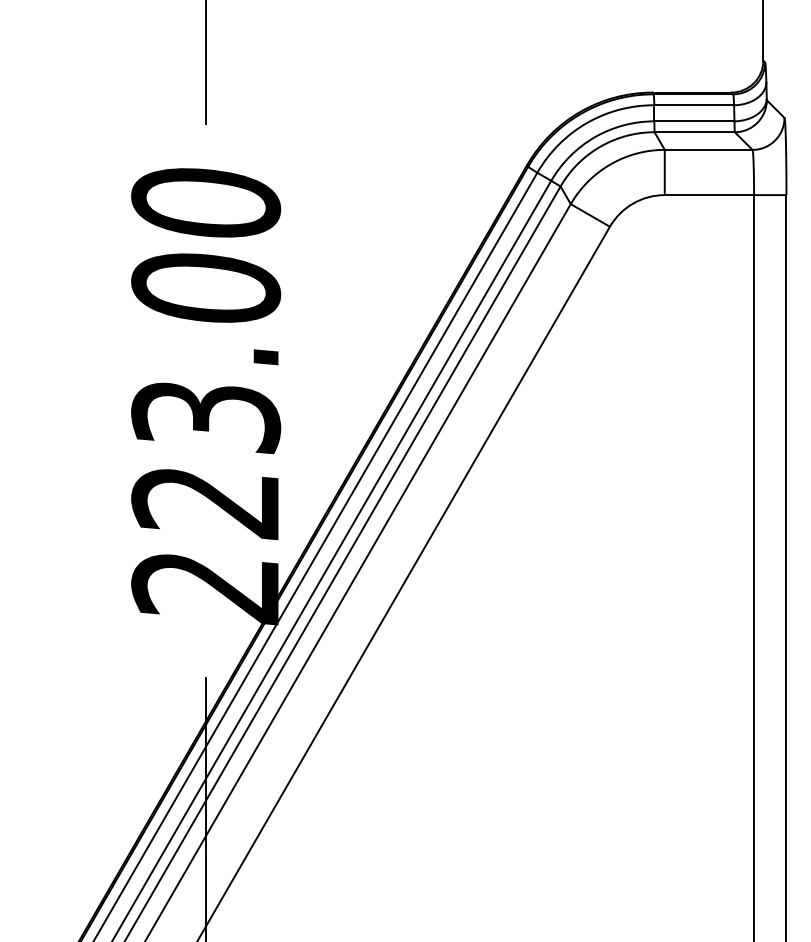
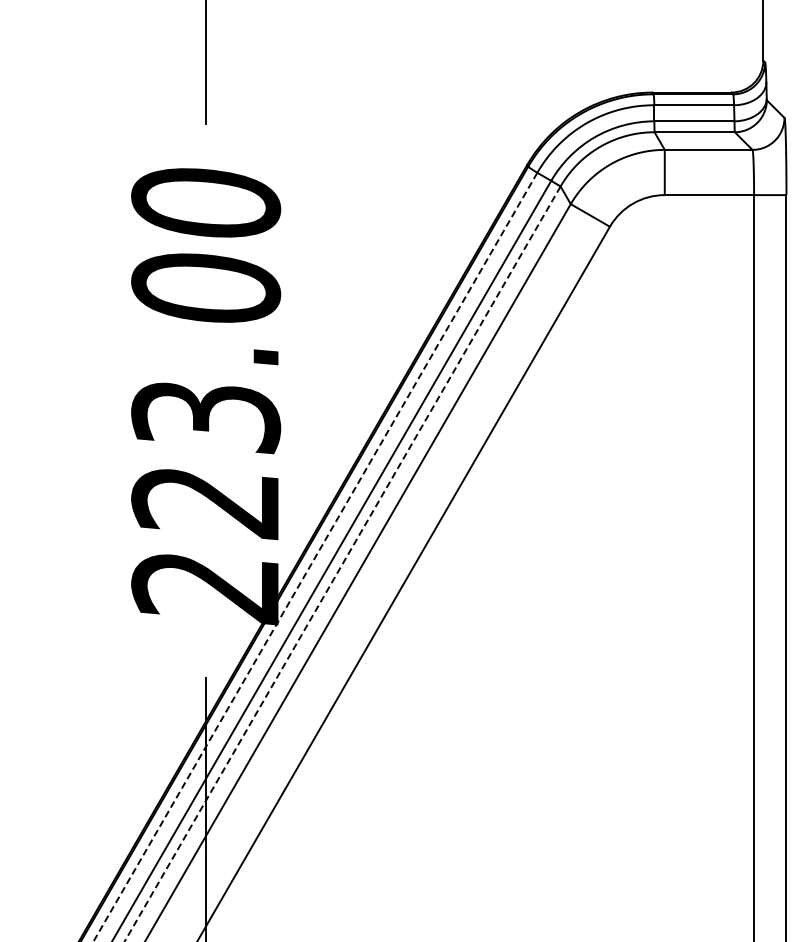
line: solid -> dashed (315, 557)
line: solid -> dashed (342, 564)
